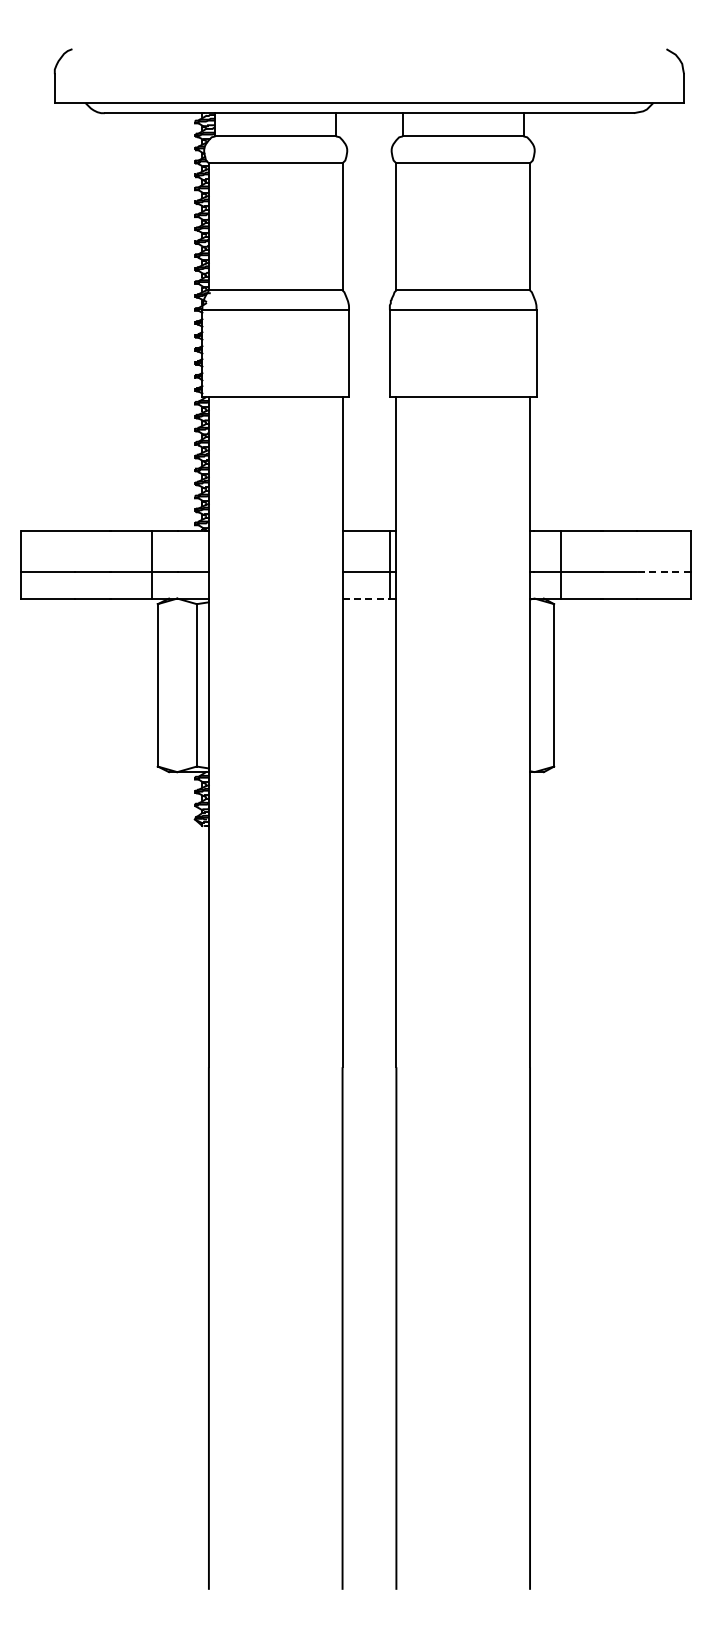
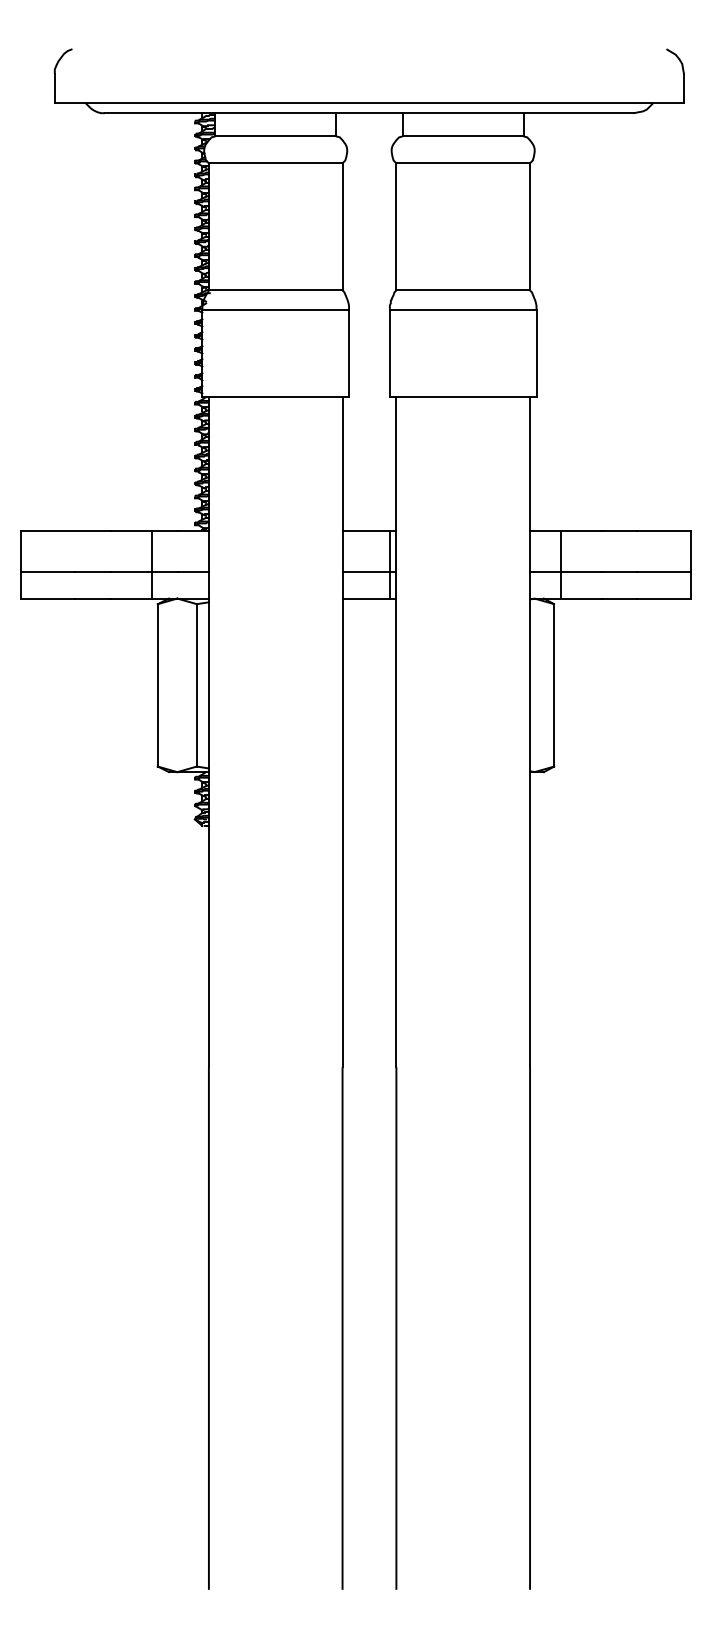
line: dashed -> solid (663, 571)
line: dashed -> solid (366, 598)
